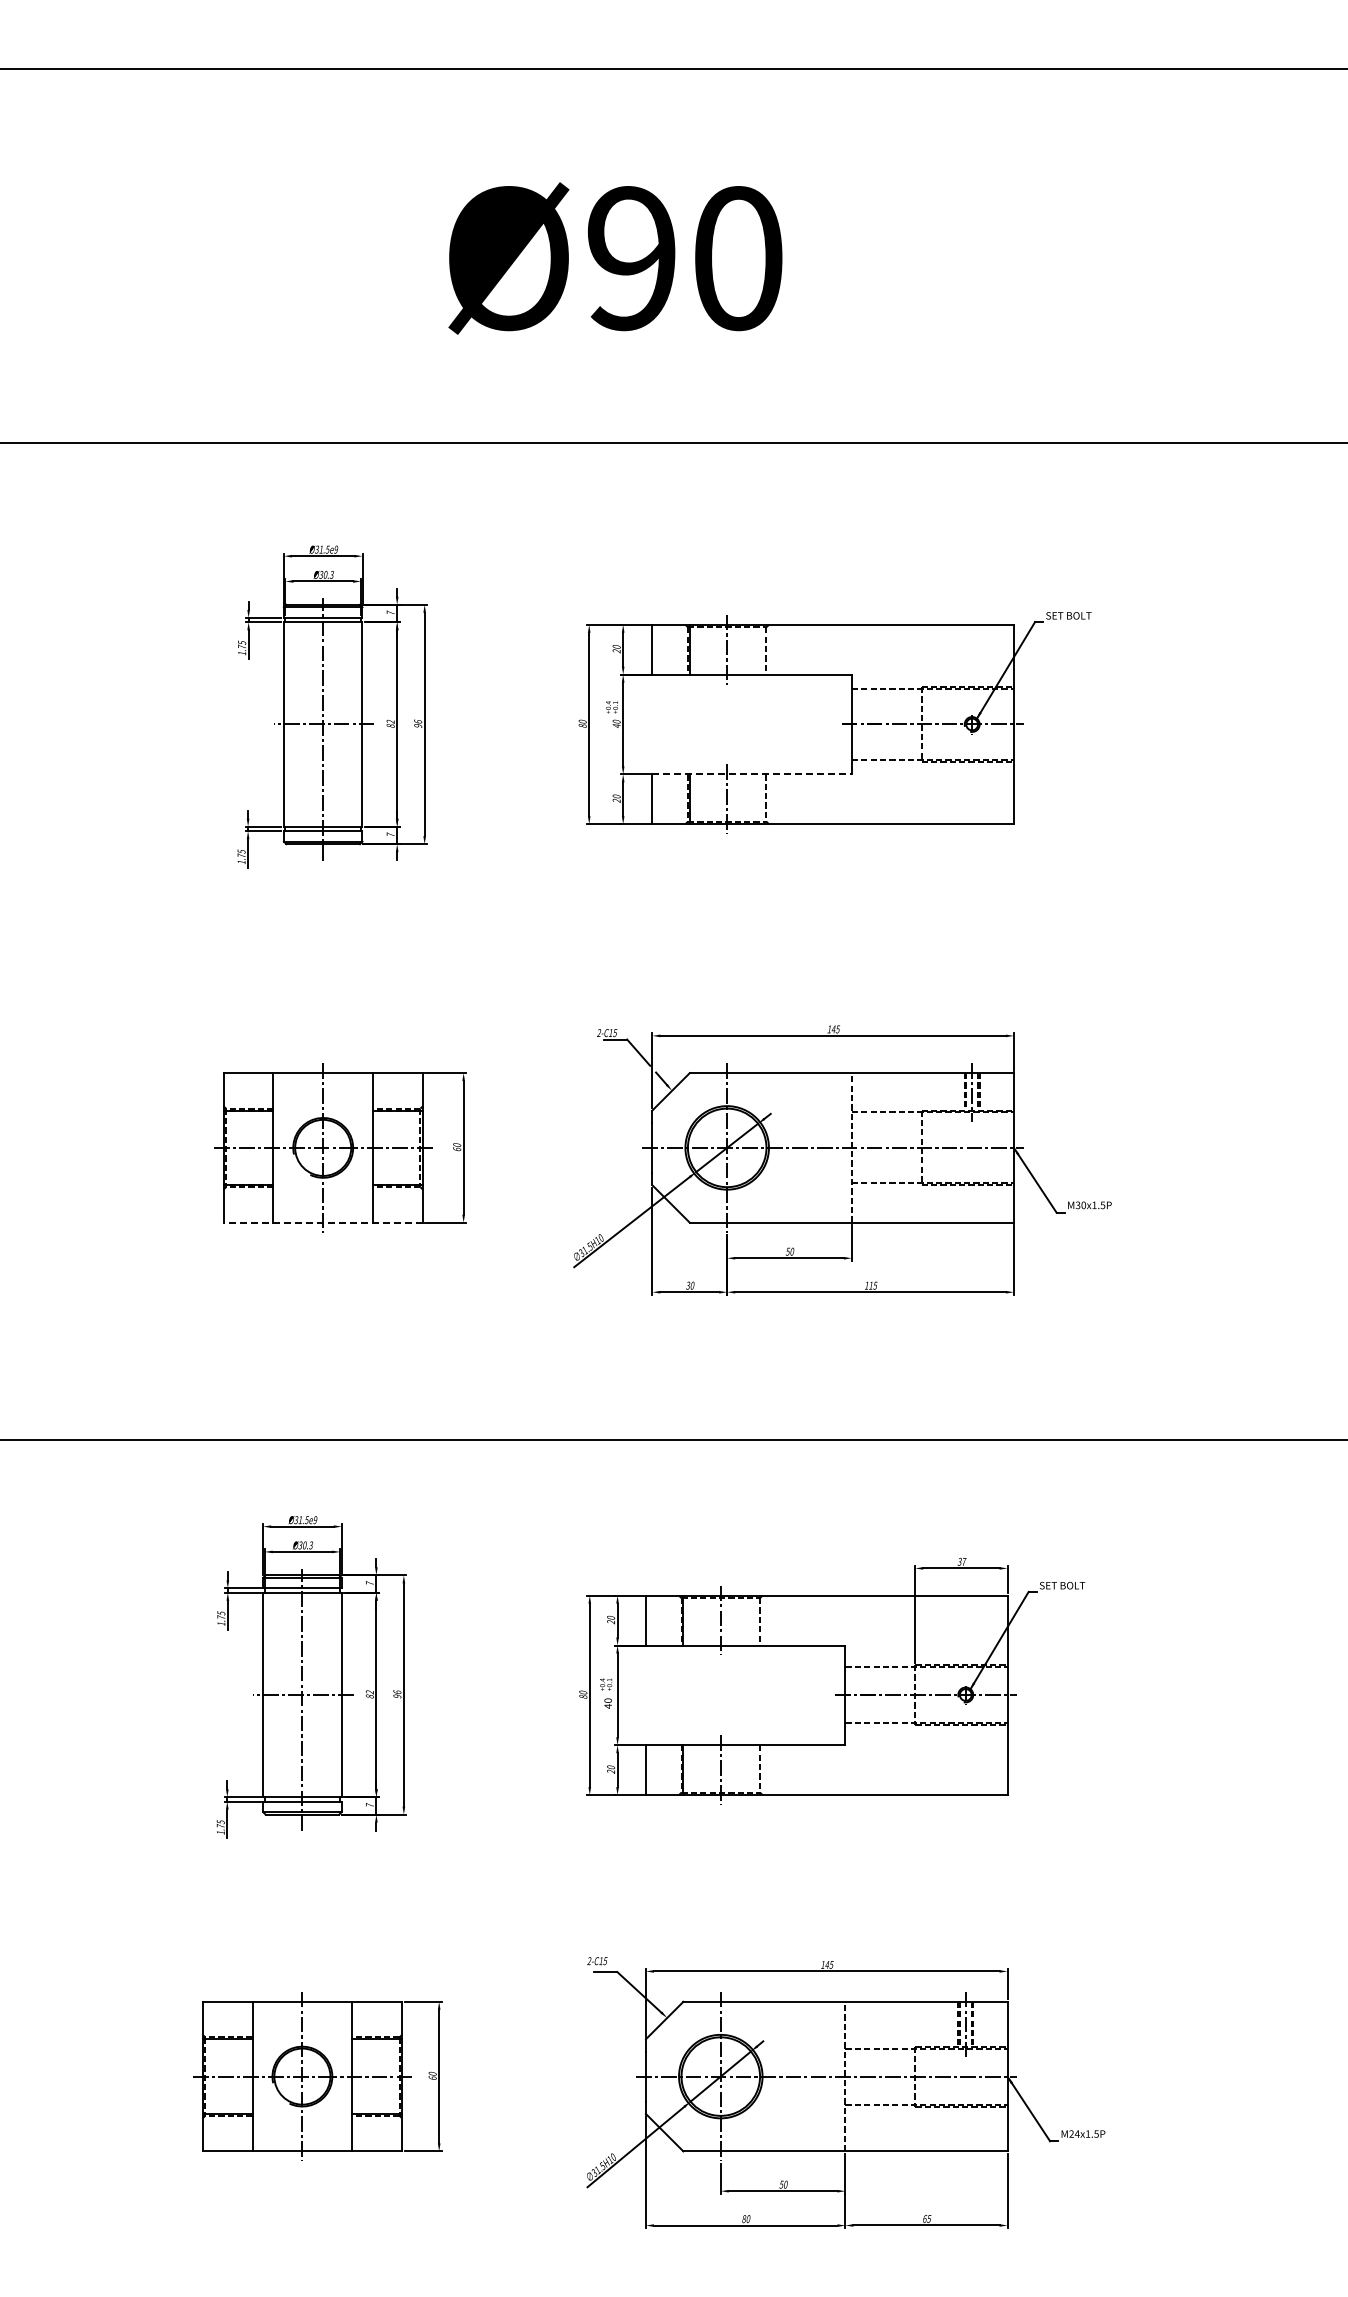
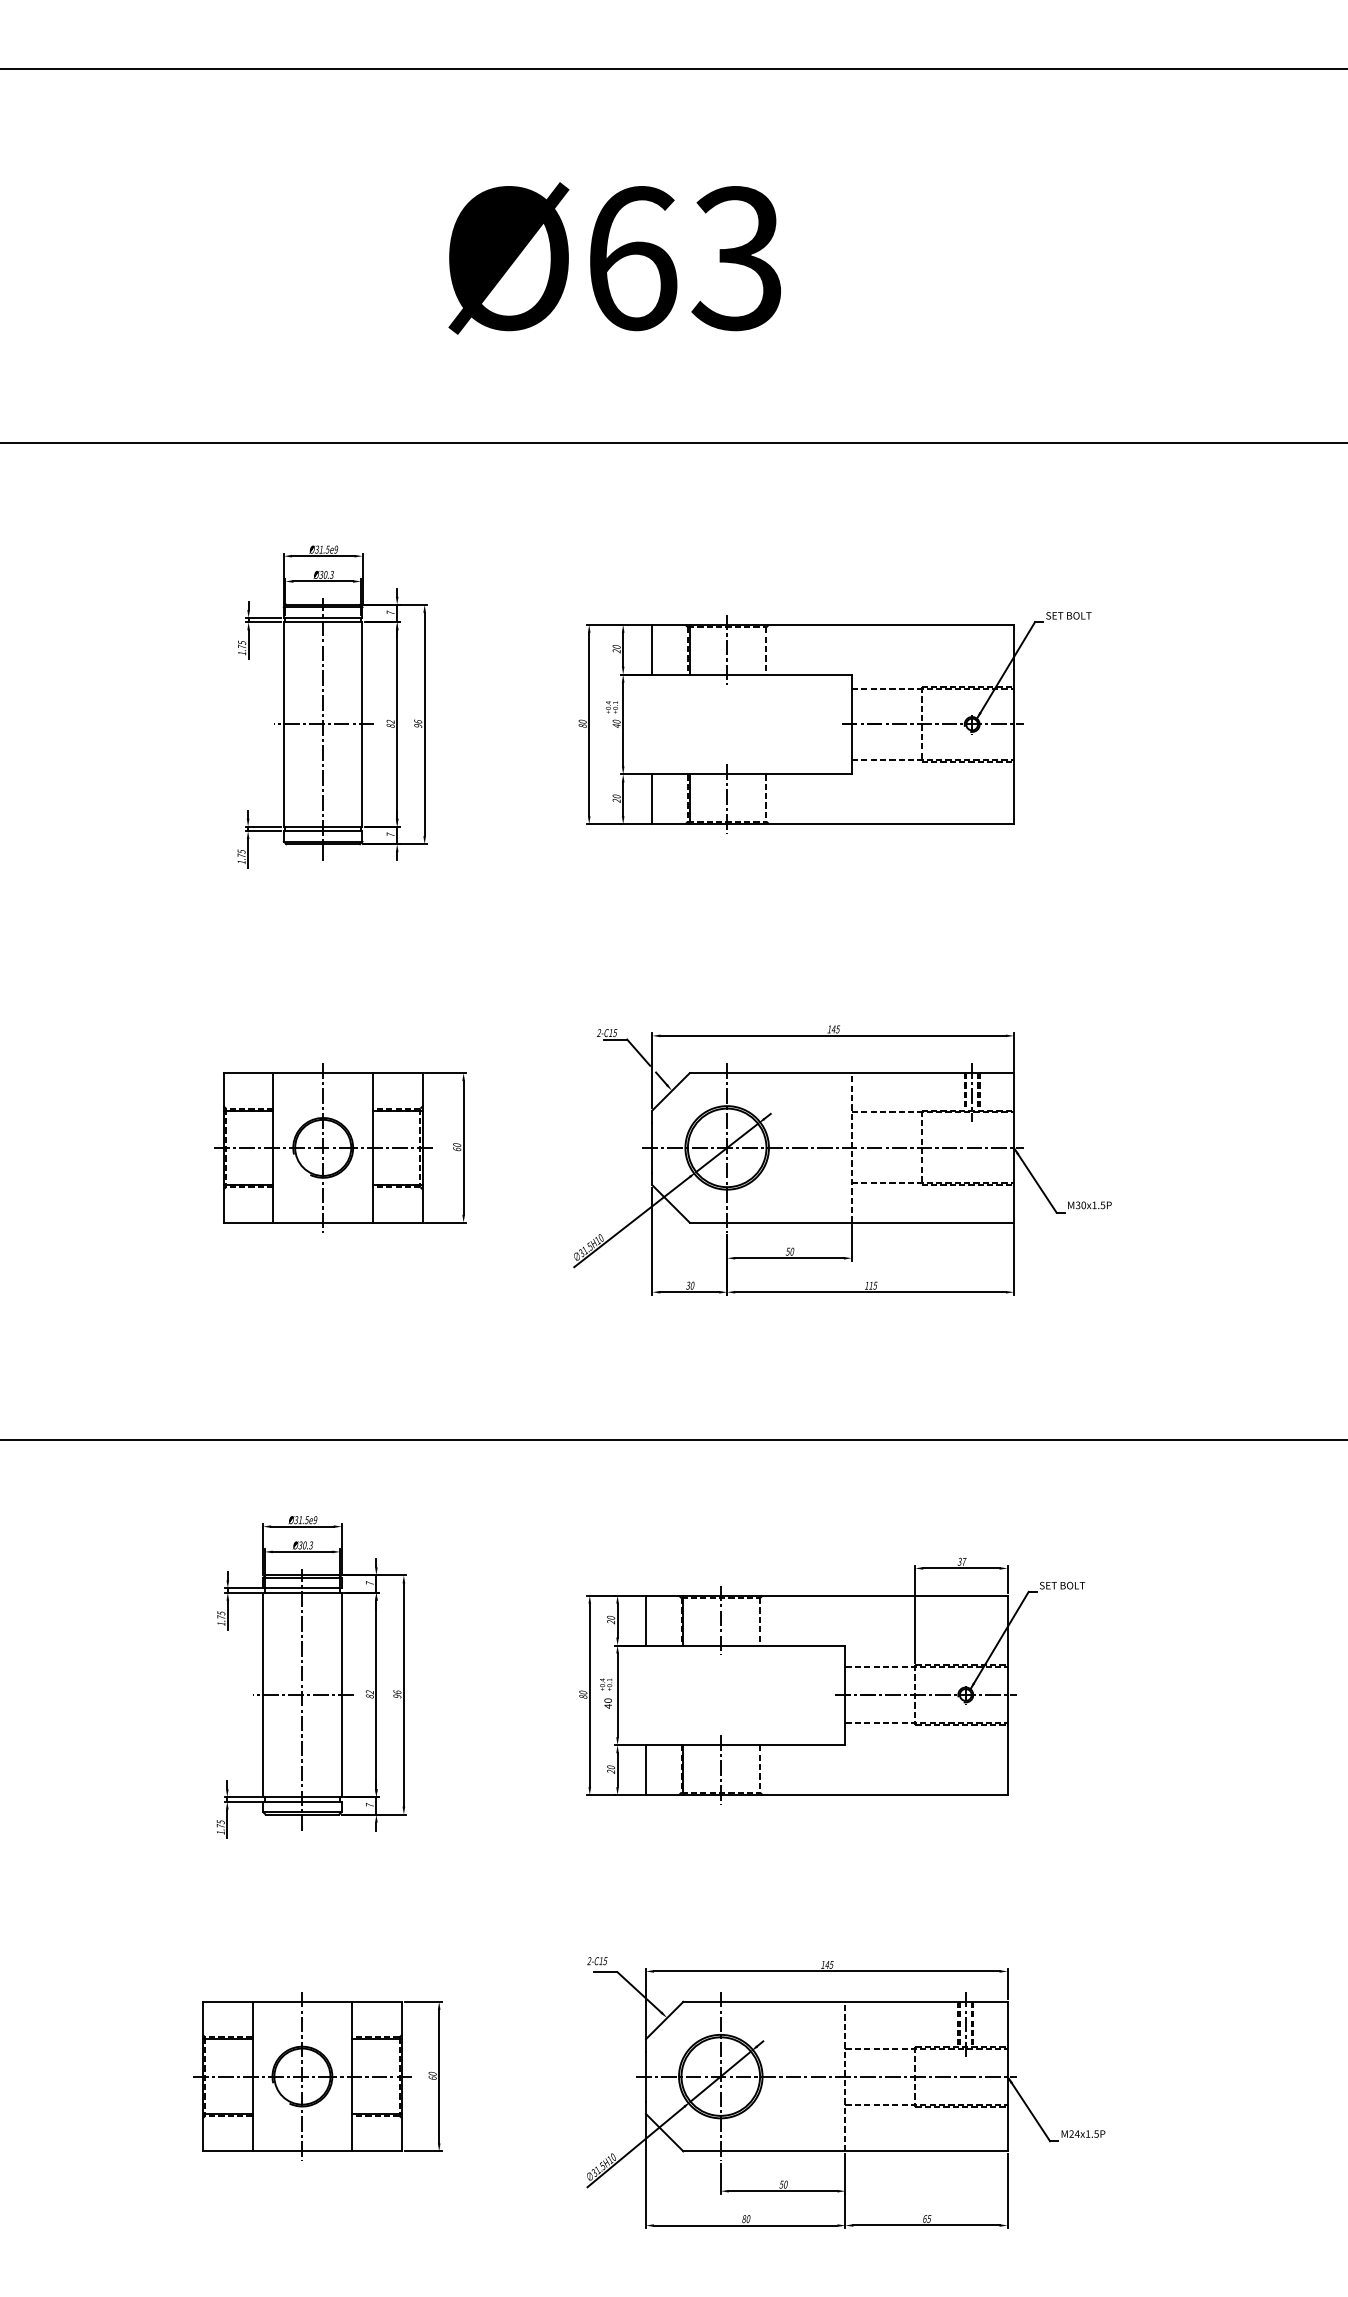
text: Ø90 -> Ø63 (684, 258)
line: dashed -> solid (752, 774)
line: dashed -> solid (323, 1222)
